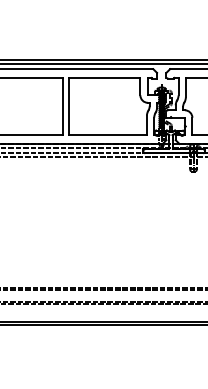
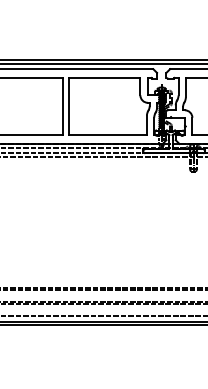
line: none -> present (103, 316)
